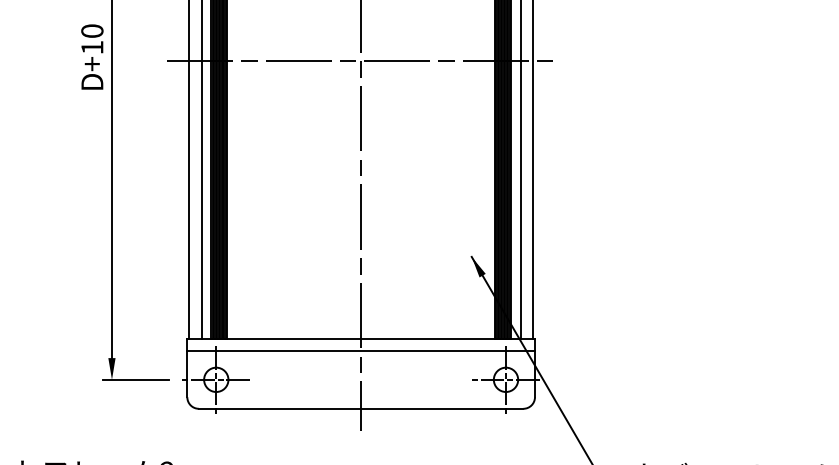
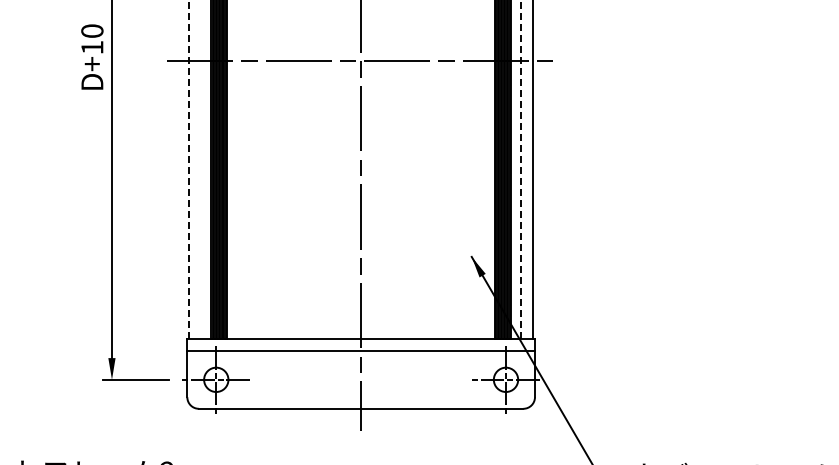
line: solid -> dashed (189, 169)
line: solid -> dashed (520, 169)
line: present -> none (201, 170)
